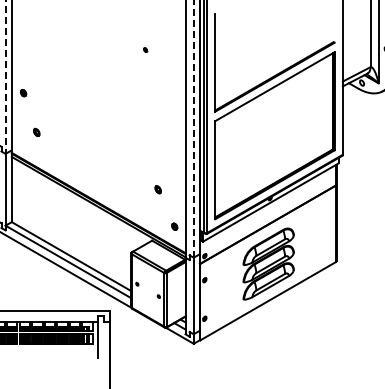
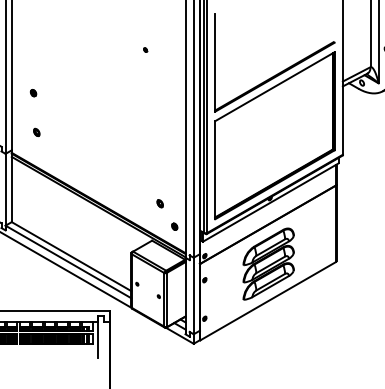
line: dashed -> solid (5, 77)
part position: (23, 93) -> (33, 93) (33, 93)
line: dashed -> solid (193, 128)
part position: (157, 189) -> (159, 203) (159, 203)
